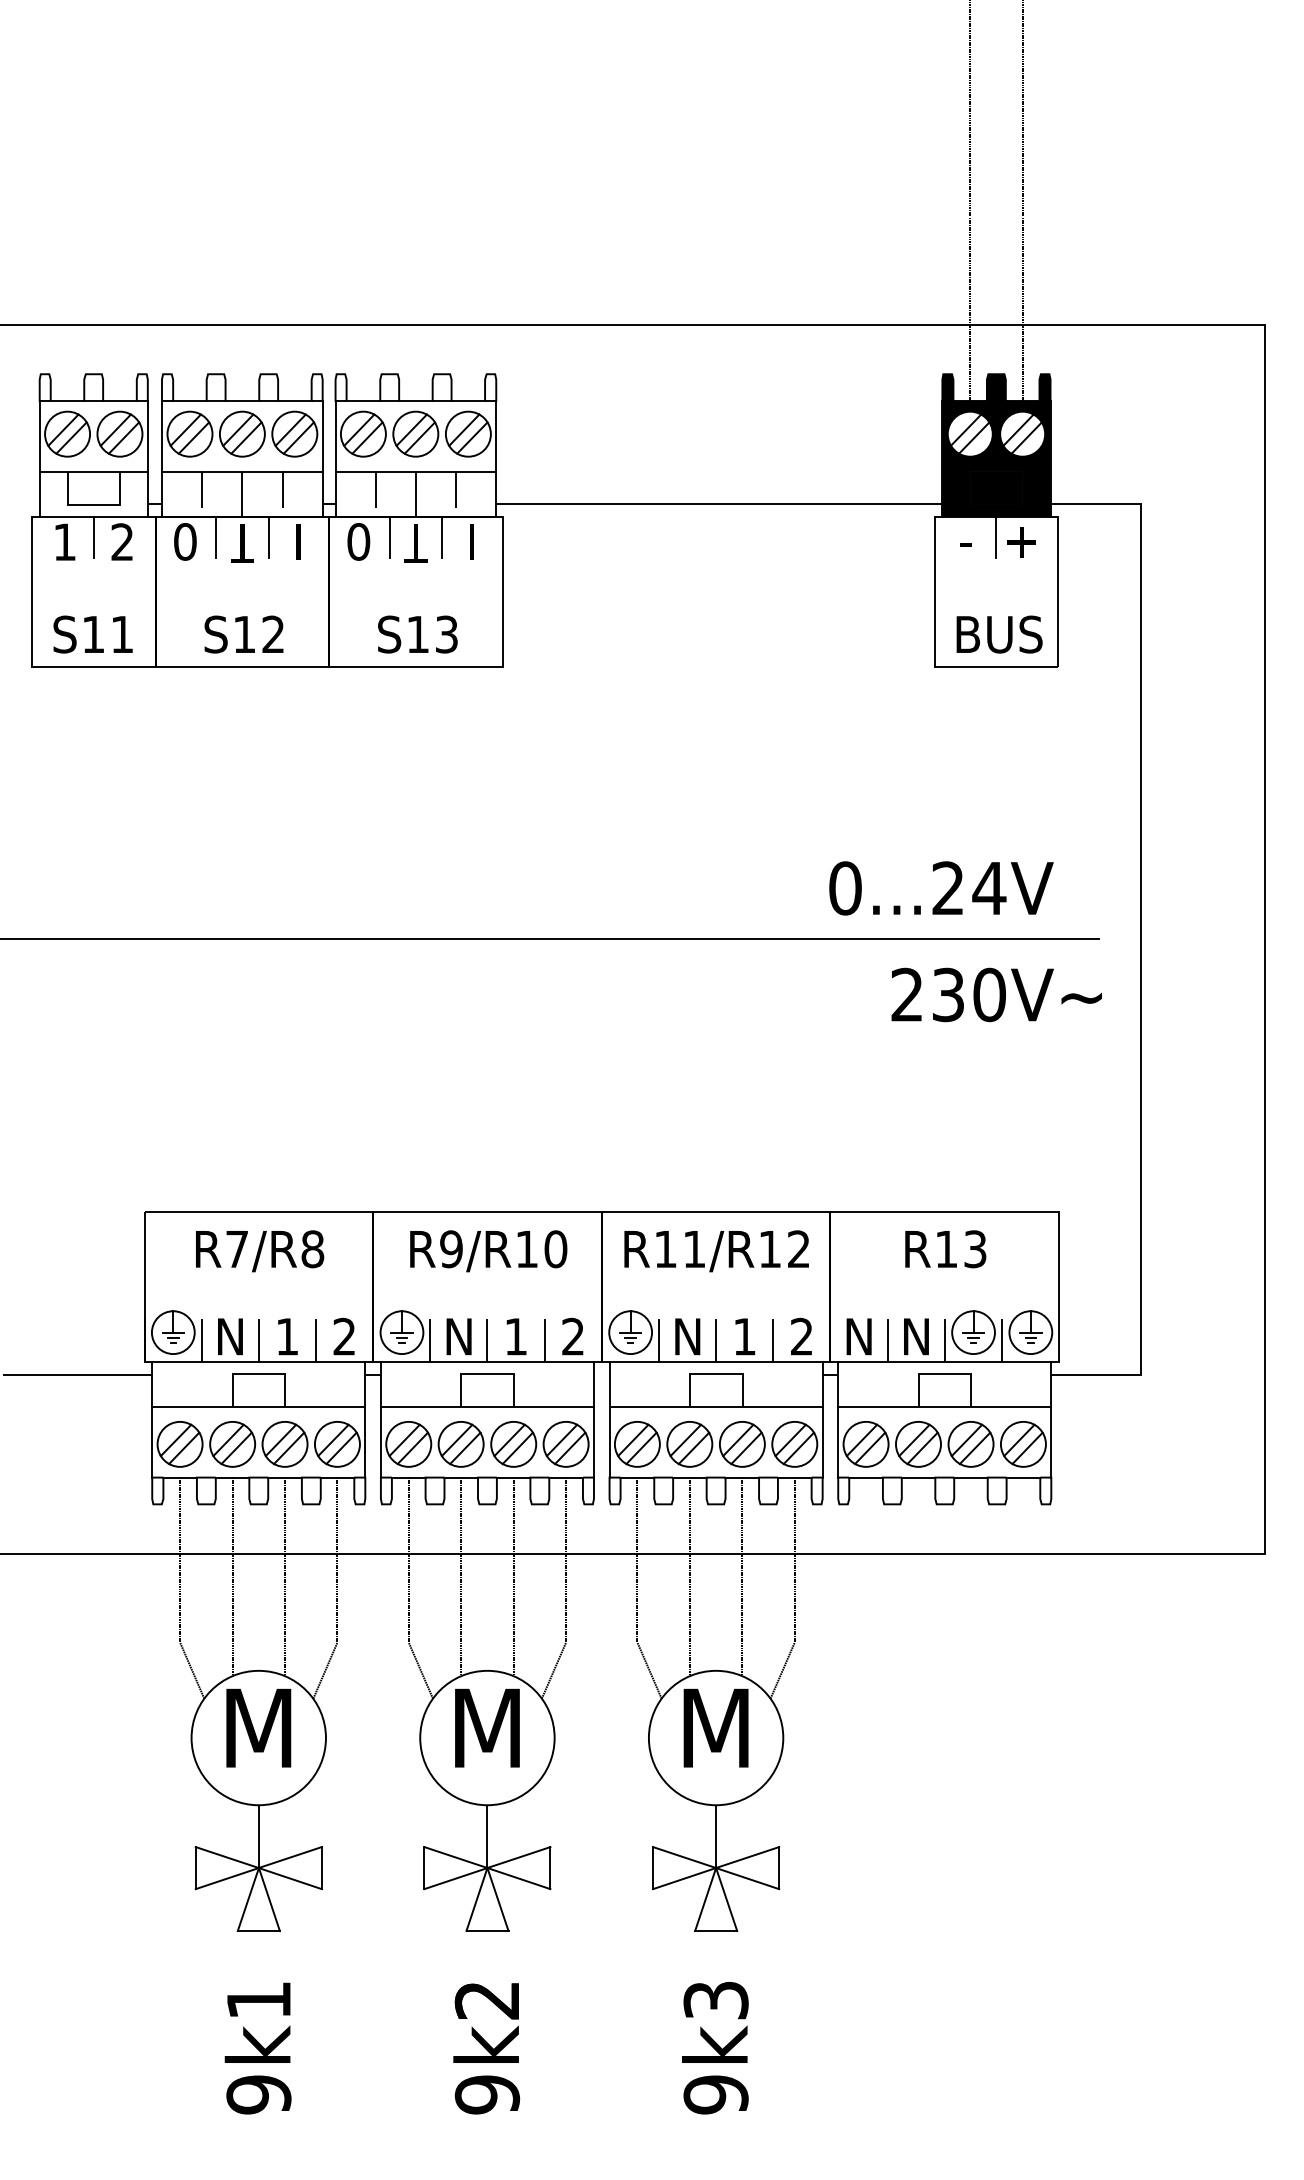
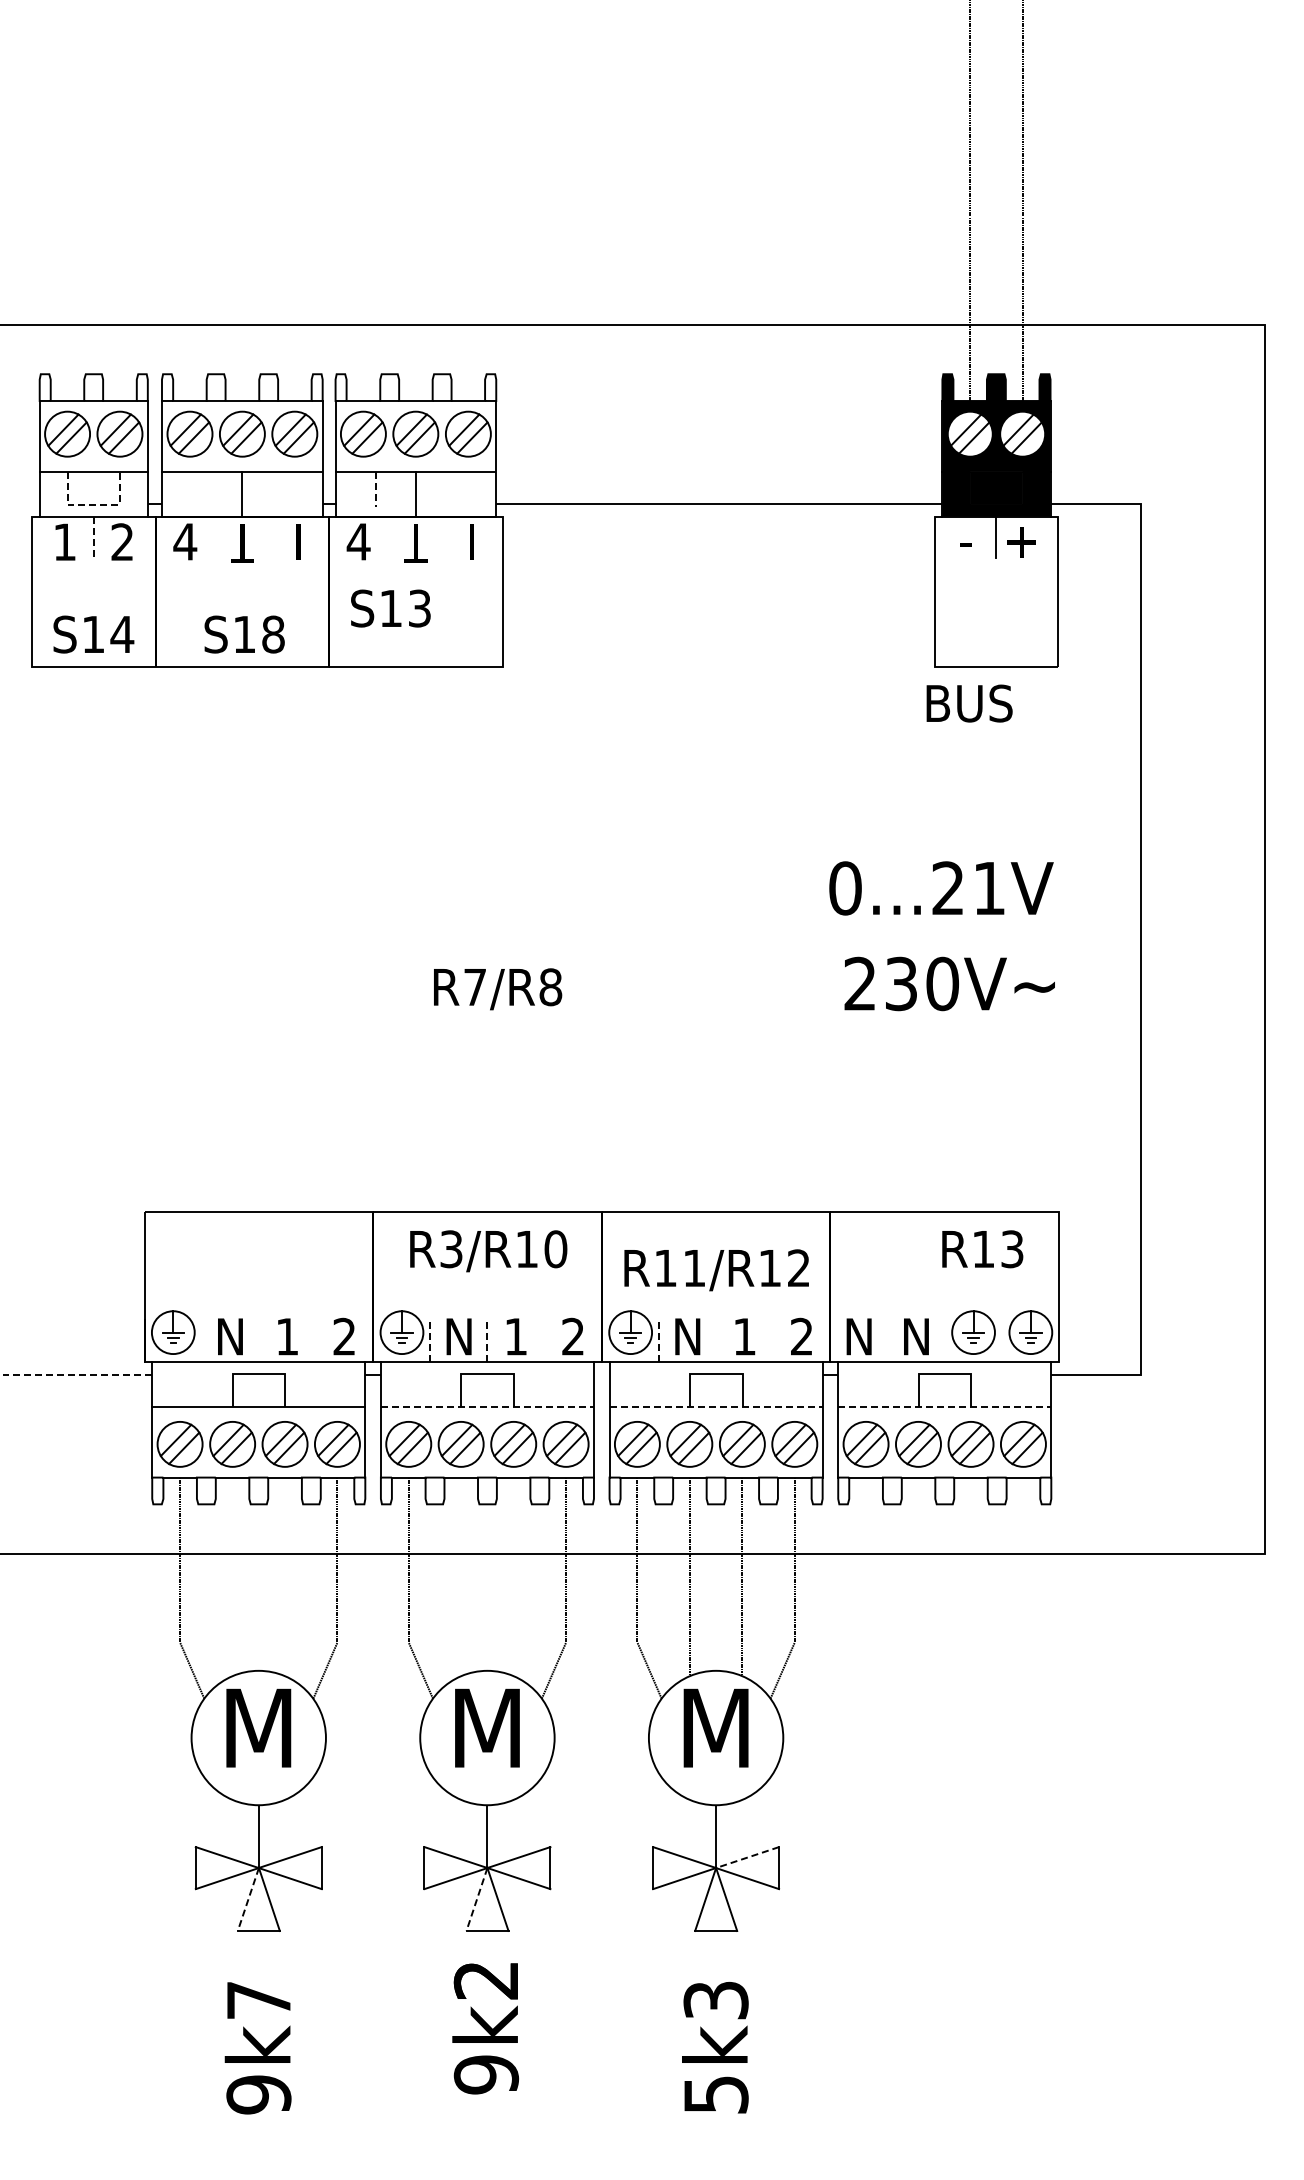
line: present -> none (202, 488)
line: present -> none (282, 488)
line: present -> none (456, 488)
line: solid -> dashed (375, 489)
line: solid -> dashed (94, 504)
line: solid -> dashed (93, 537)
line: present -> none (216, 537)
line: present -> none (268, 537)
line: present -> none (389, 537)
line: present -> none (442, 537)
text: 0 -> 4 (185, 541)
text: 0 -> 4 (358, 541)
text: S11 -> S14 (122, 634)
text: S12 -> S18 (273, 634)
text position: (417, 634) -> (390, 608) (390, 608)
text position: (999, 634) -> (969, 703) (969, 703)
text: 0...24V -> 0...21V (989, 888)
line: present -> none (550, 939)
text position: (996, 994) -> (949, 983) (949, 983)
text: R9/R10 -> R3/R10 (451, 1249)
text position: (945, 1249) -> (982, 1249) (982, 1249)
text position: (260, 1251) -> (498, 989) (498, 989)
text position: (716, 1251) -> (716, 1270) (716, 1270)
line: present -> none (201, 1340)
line: present -> none (258, 1340)
line: present -> none (316, 1340)
line: present -> none (544, 1340)
line: present -> none (716, 1340)
line: present -> none (773, 1340)
line: present -> none (887, 1340)
line: present -> none (944, 1340)
line: present -> none (1001, 1340)
line: solid -> dashed (430, 1341)
line: solid -> dashed (487, 1341)
line: solid -> dashed (658, 1341)
line: solid -> dashed (77, 1374)
line: solid -> dashed (487, 1406)
line: solid -> dashed (716, 1406)
line: solid -> dashed (944, 1406)
line: present -> none (232, 1576)
line: present -> none (285, 1576)
line: present -> none (461, 1576)
line: present -> none (513, 1576)
line: solid -> dashed (747, 1857)
line: solid -> dashed (248, 1899)
line: solid -> dashed (476, 1899)
text: 9k1 -> 9k7 (258, 2000)
text position: (486, 2048) -> (485, 2028) (485, 2028)
text: 9k3 -> 5k3 (715, 2094)
